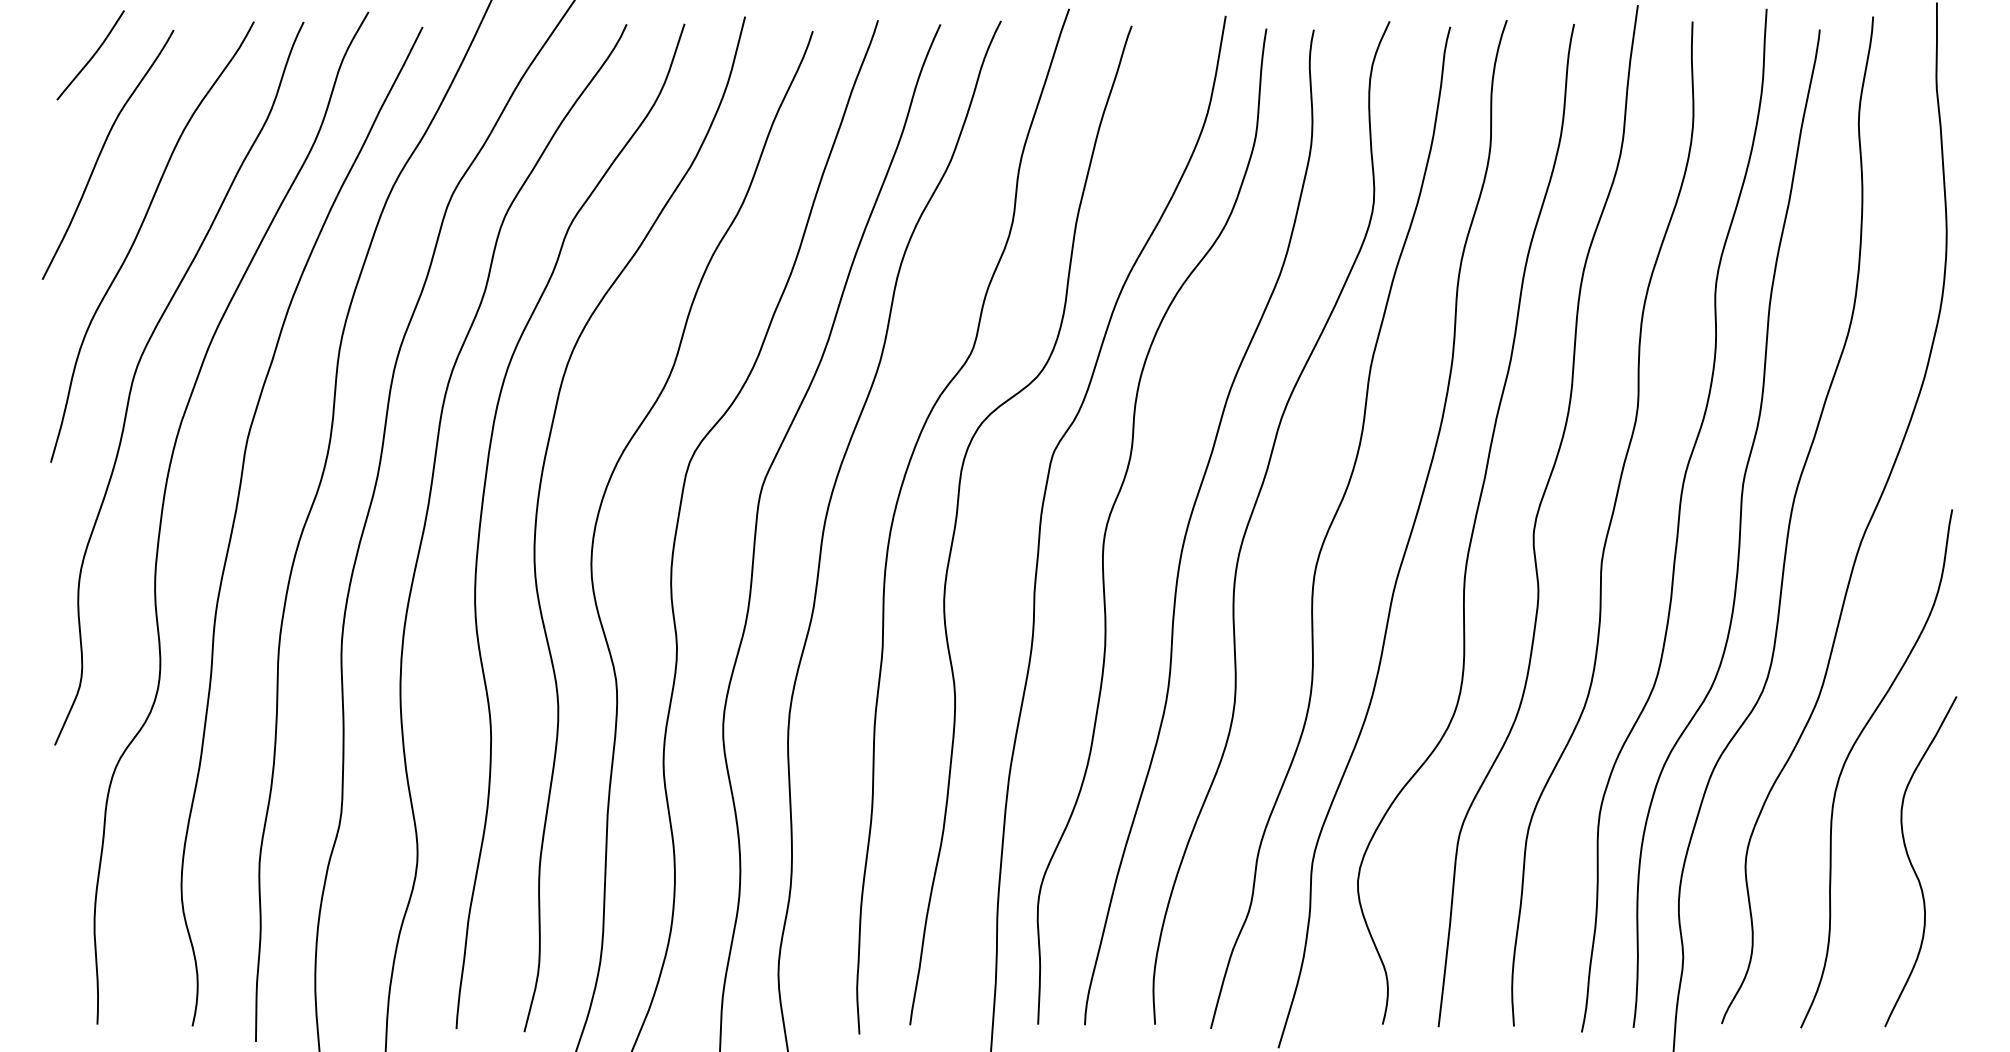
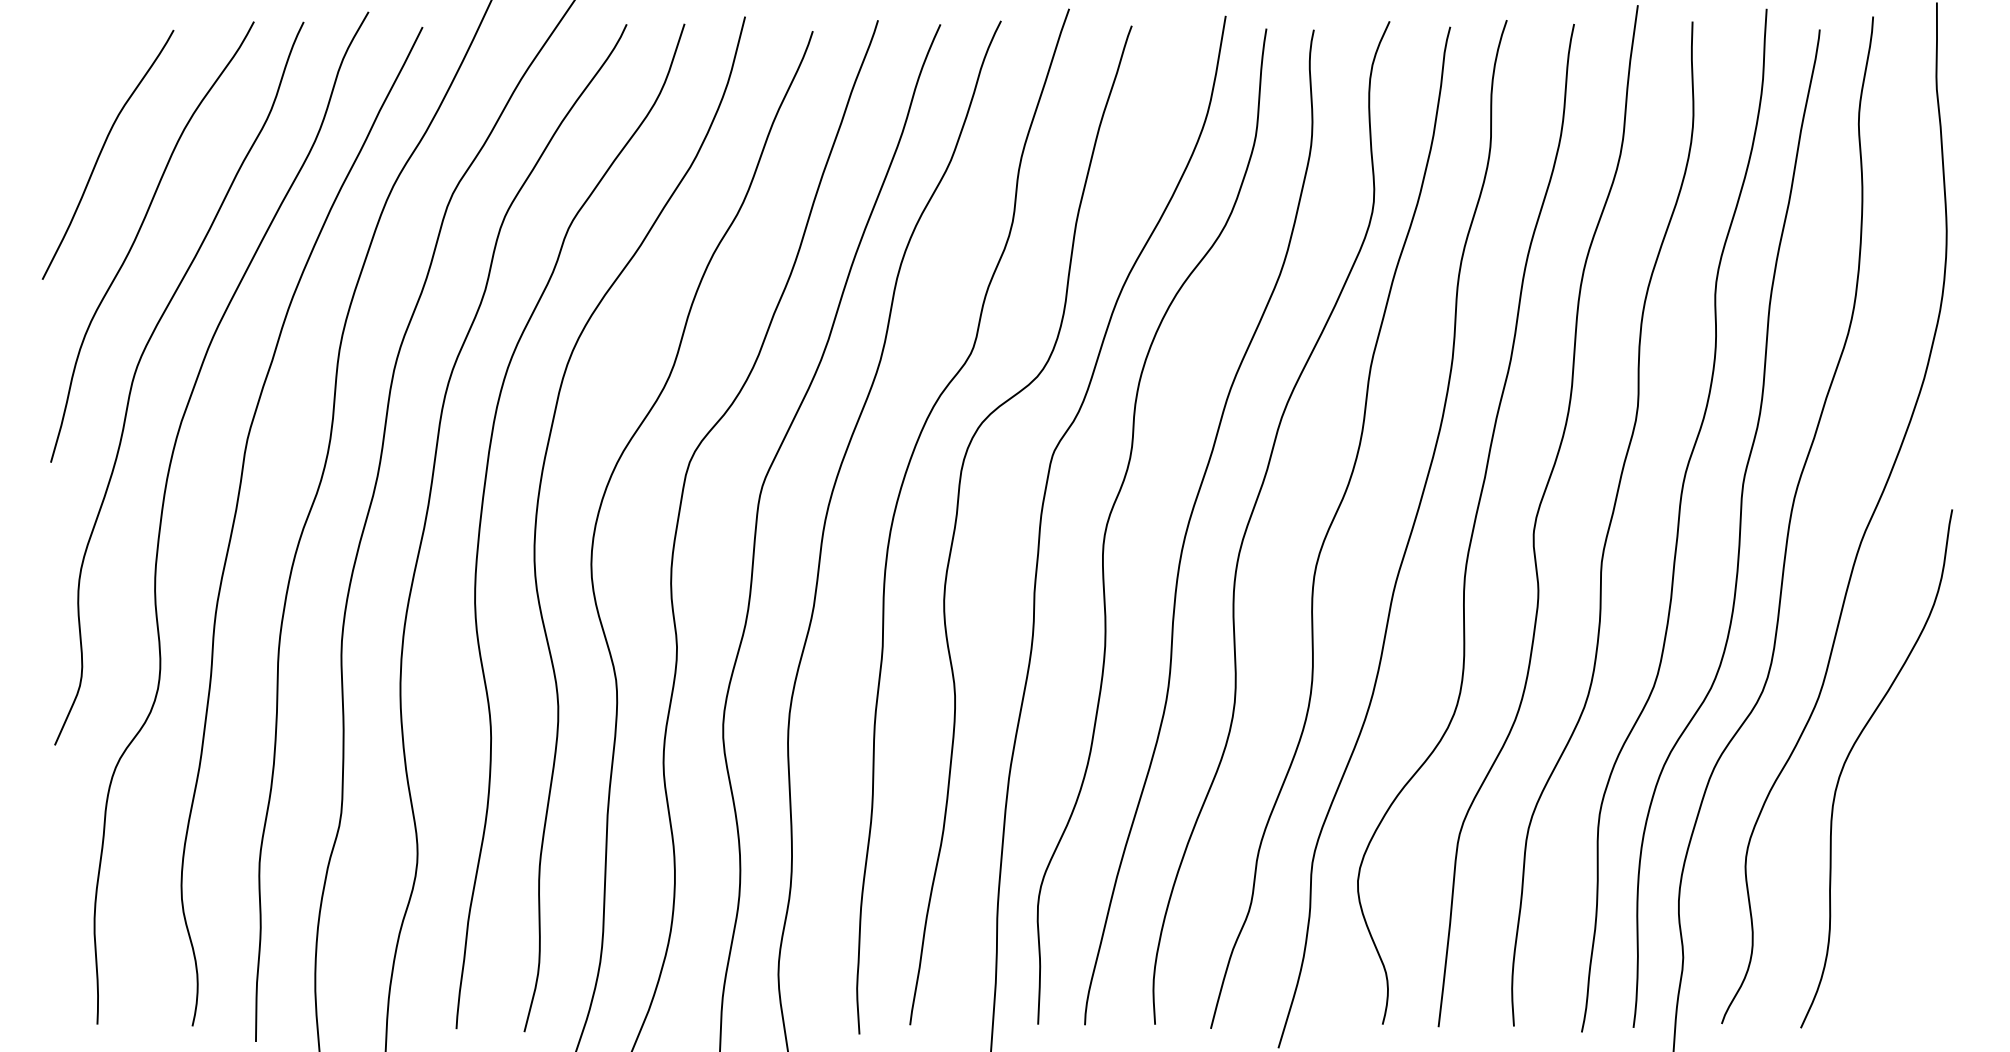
curve: present -> none (91, 56)
curve: present -> none (1912, 864)
